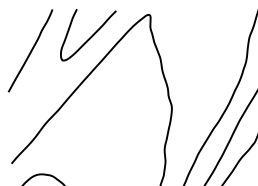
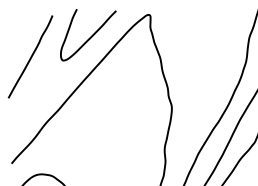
curve position: (30, 50) -> (30, 56) (30, 56)
